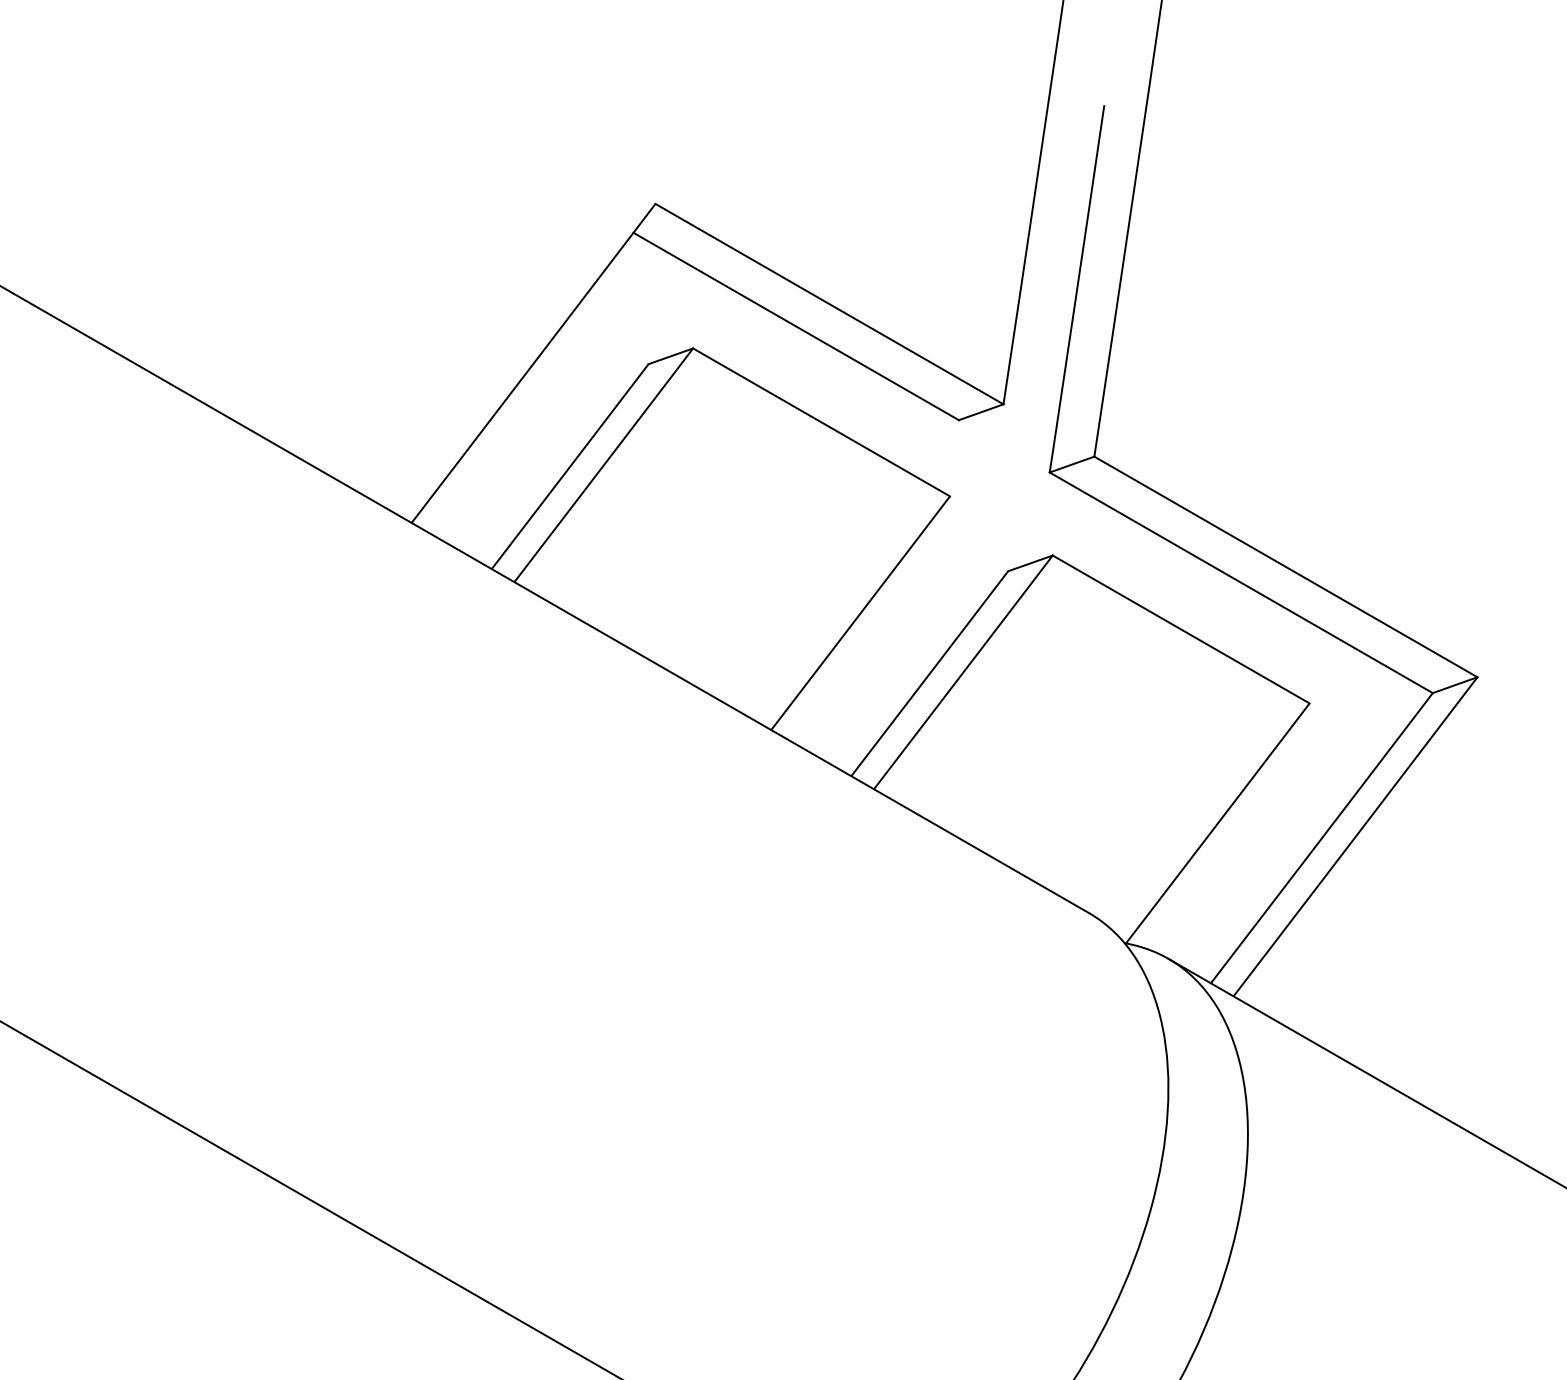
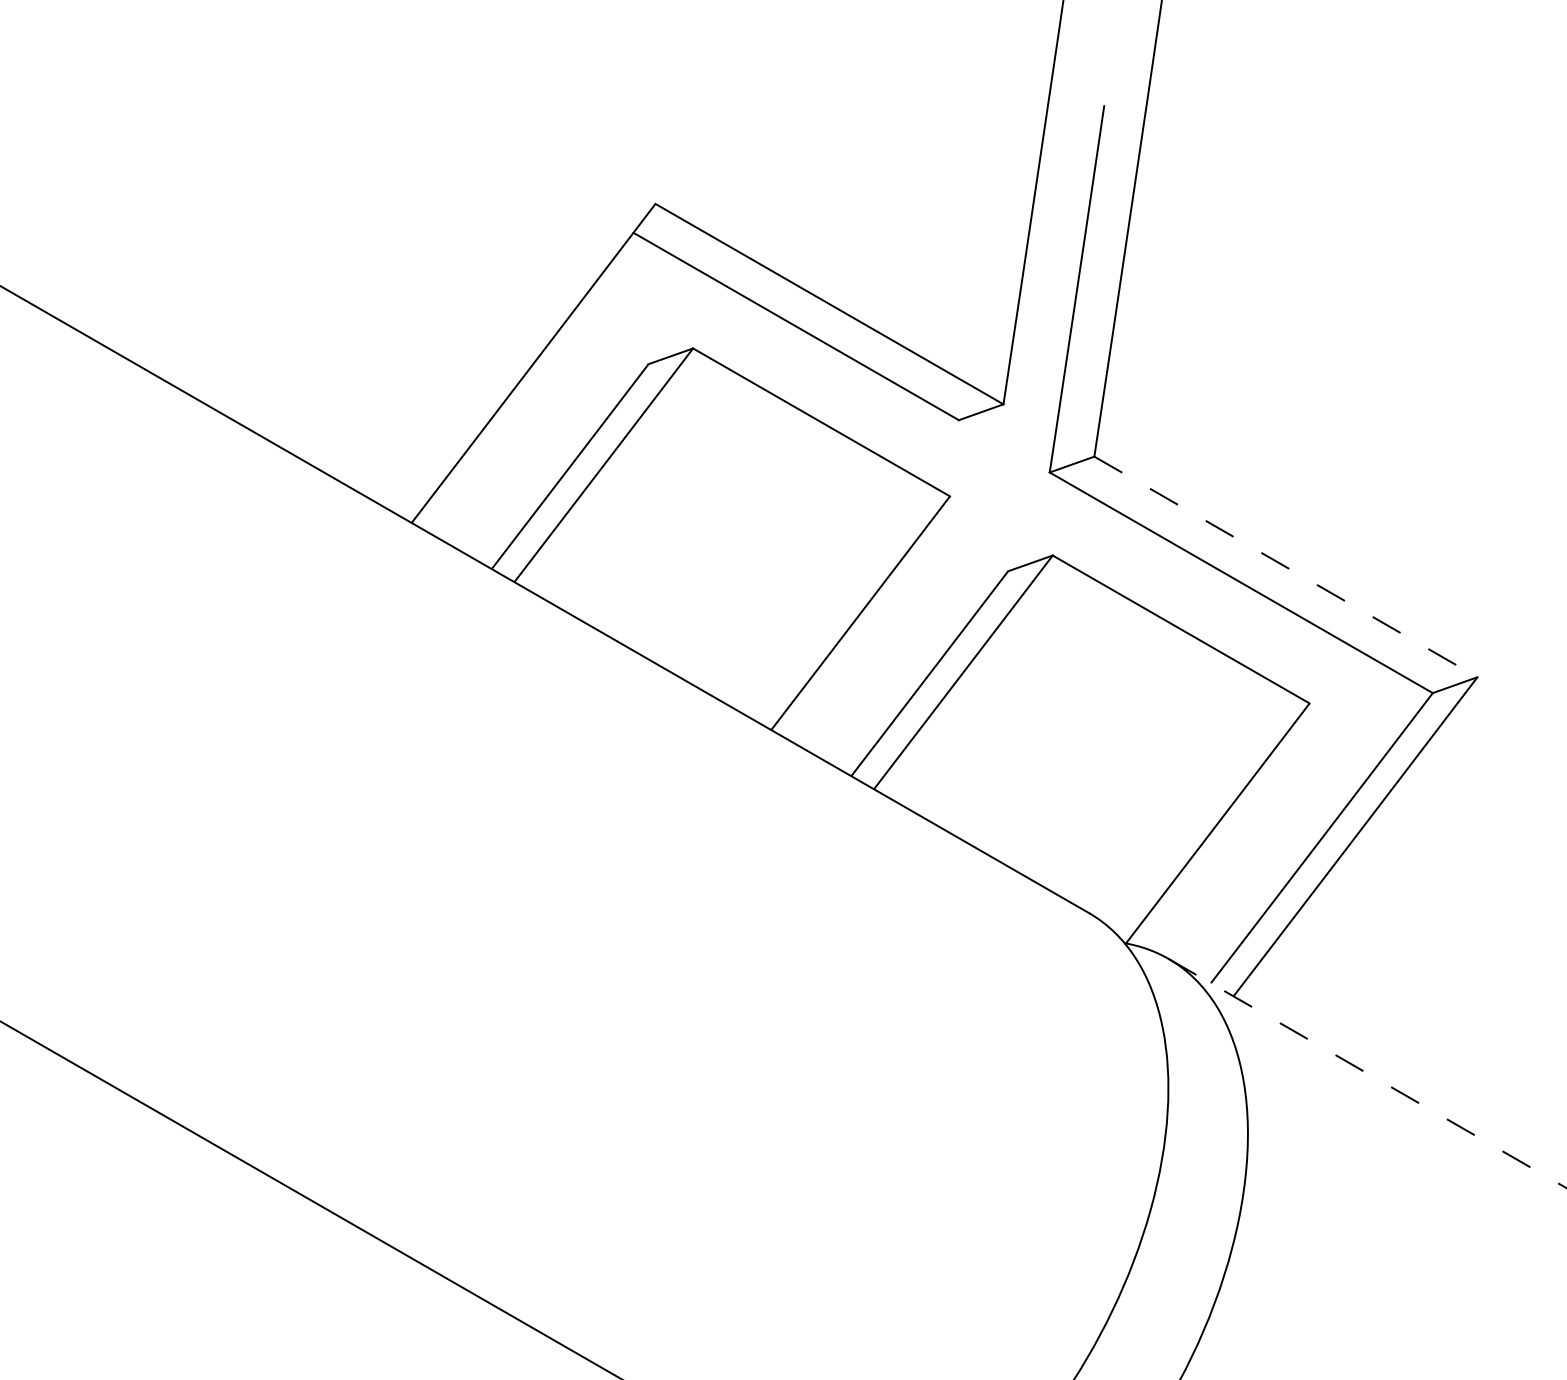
line: solid -> dashed (1286, 567)
line: solid -> dashed (1367, 1073)
